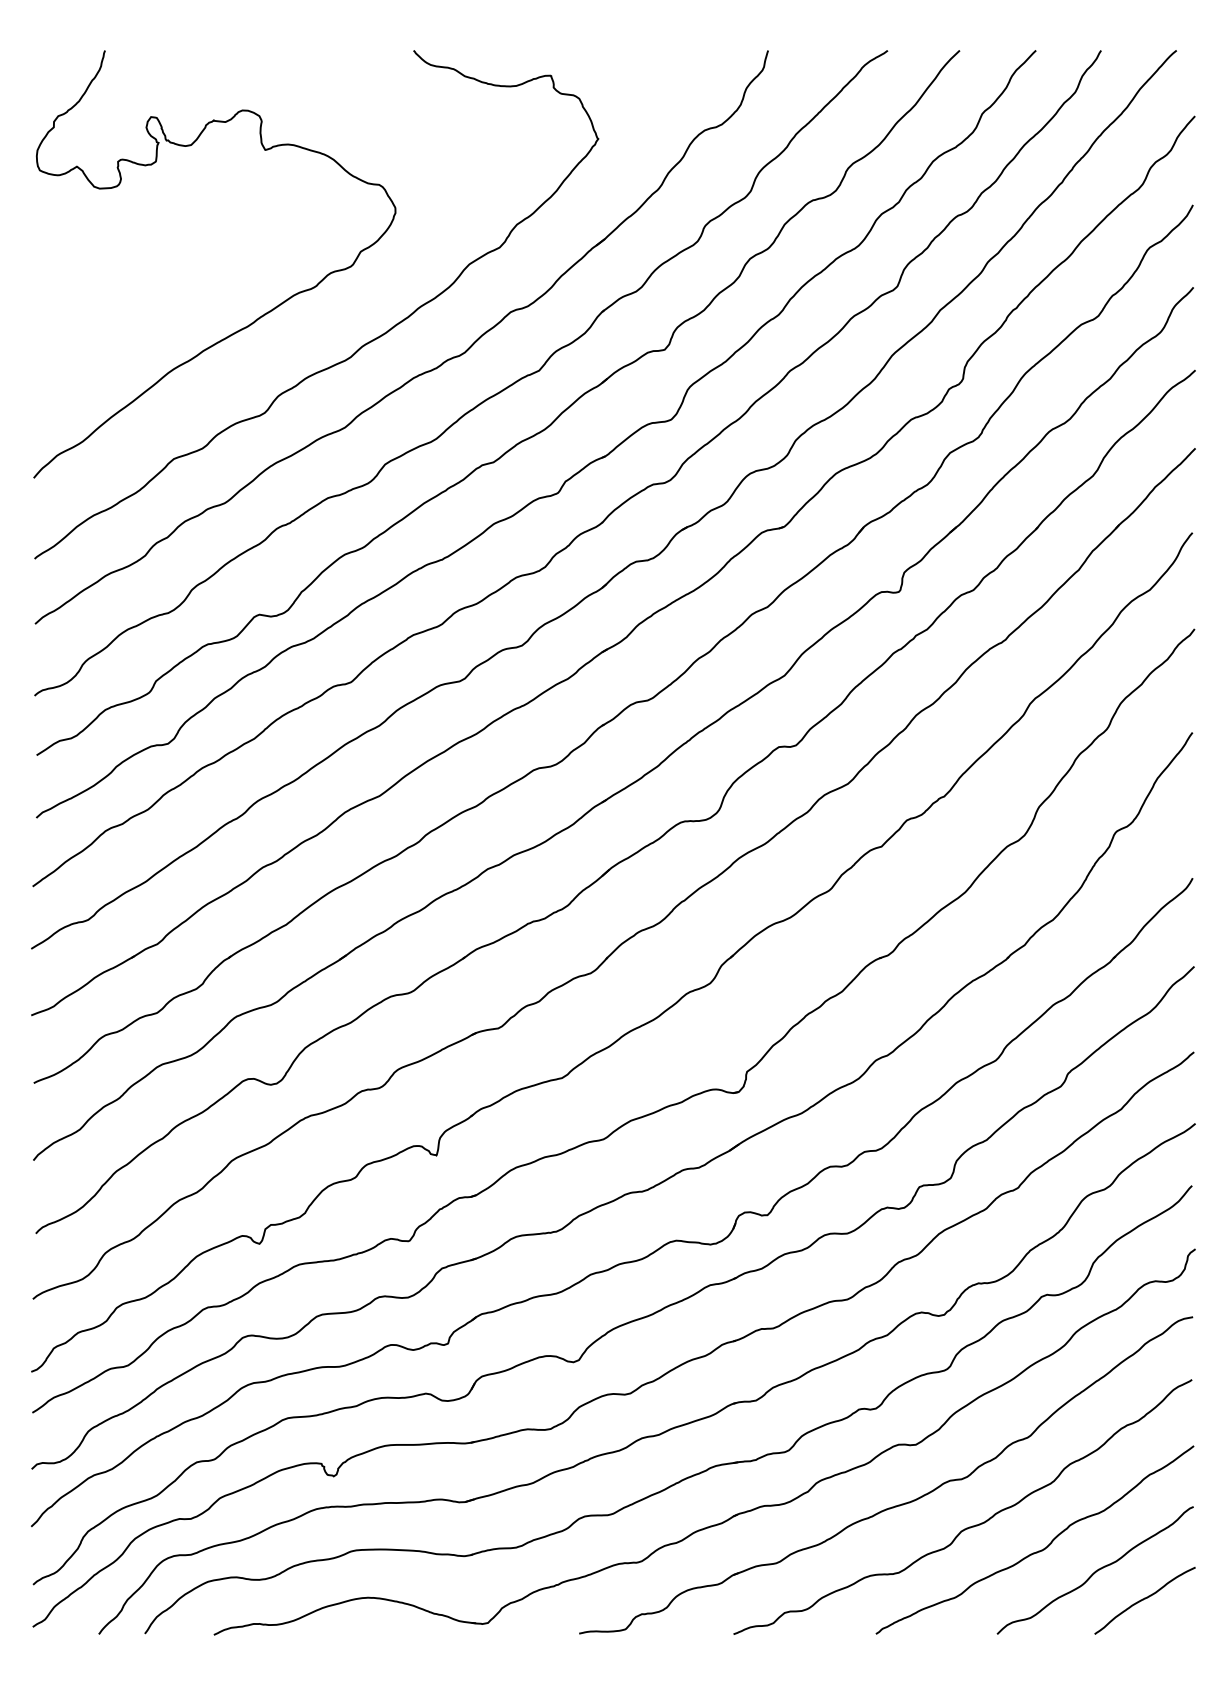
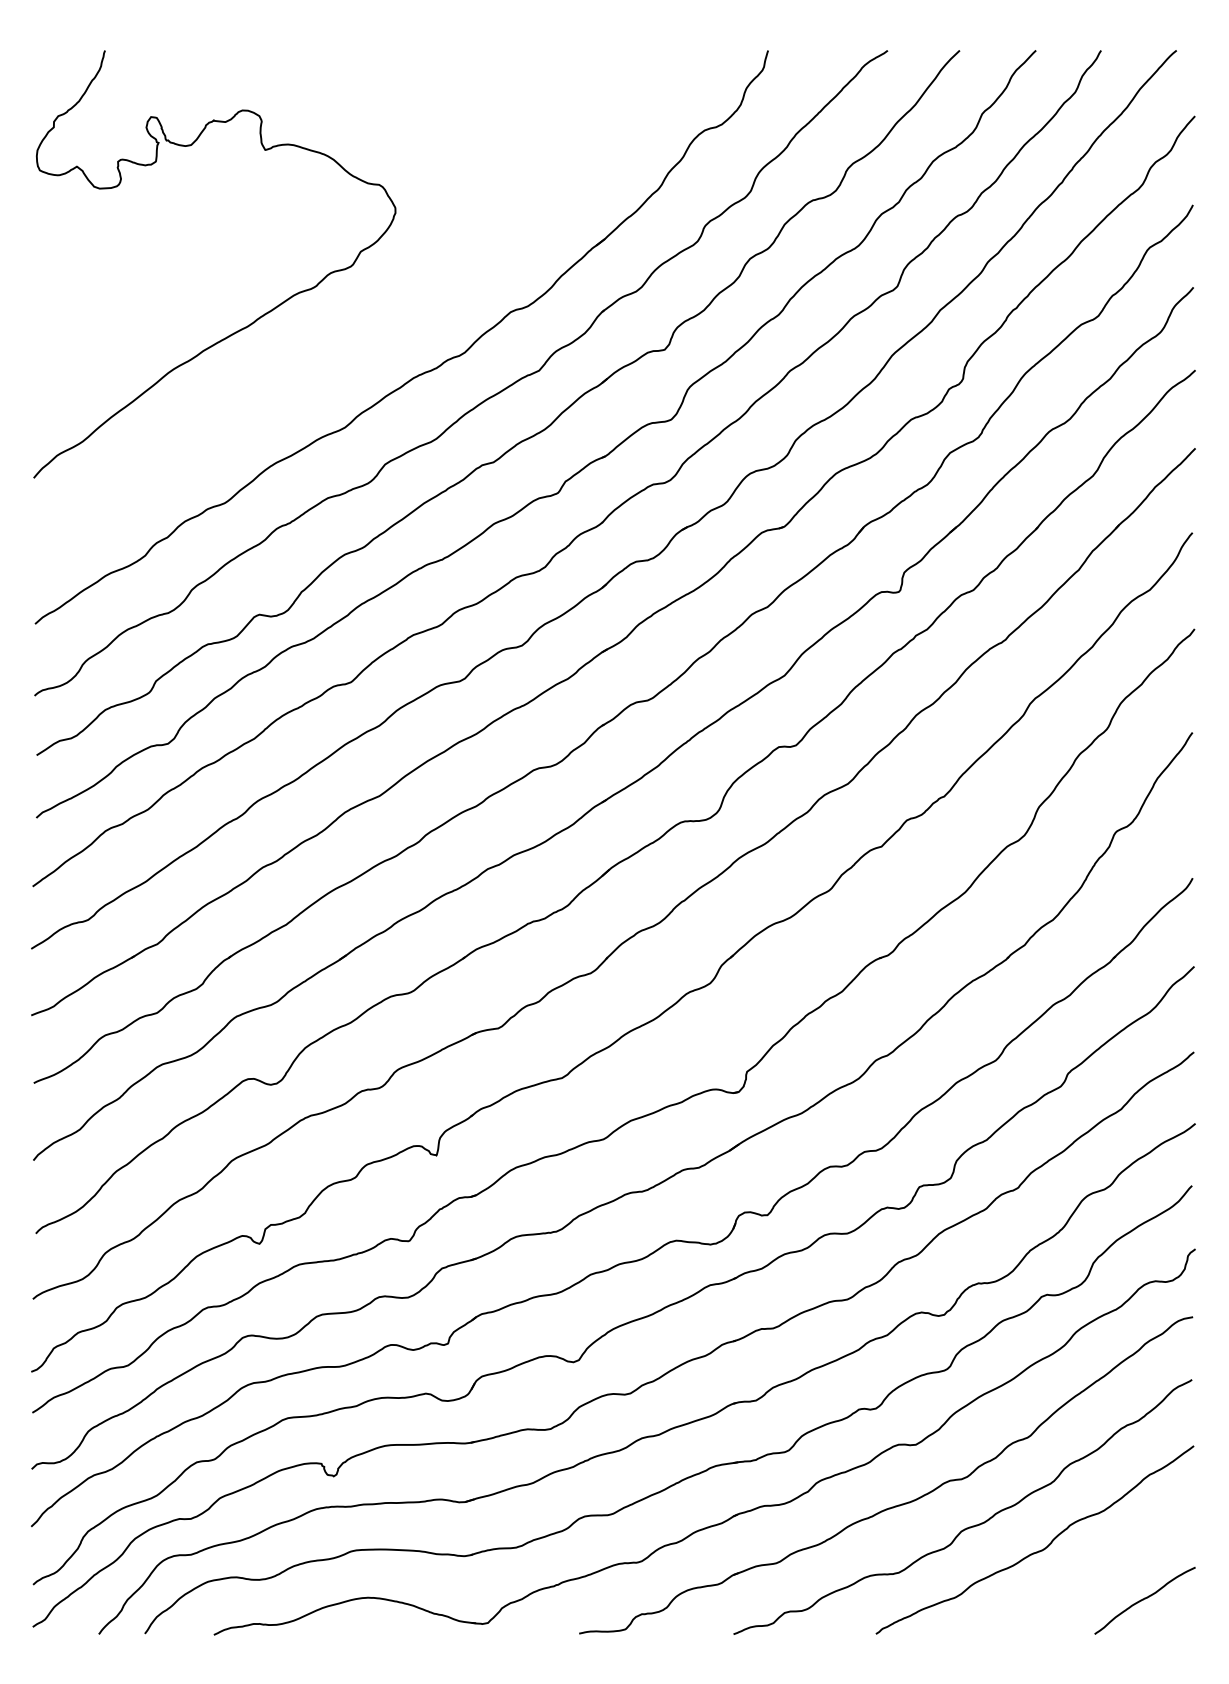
curve: present -> none (359, 347)
curve: present -> none (1095, 1570)
